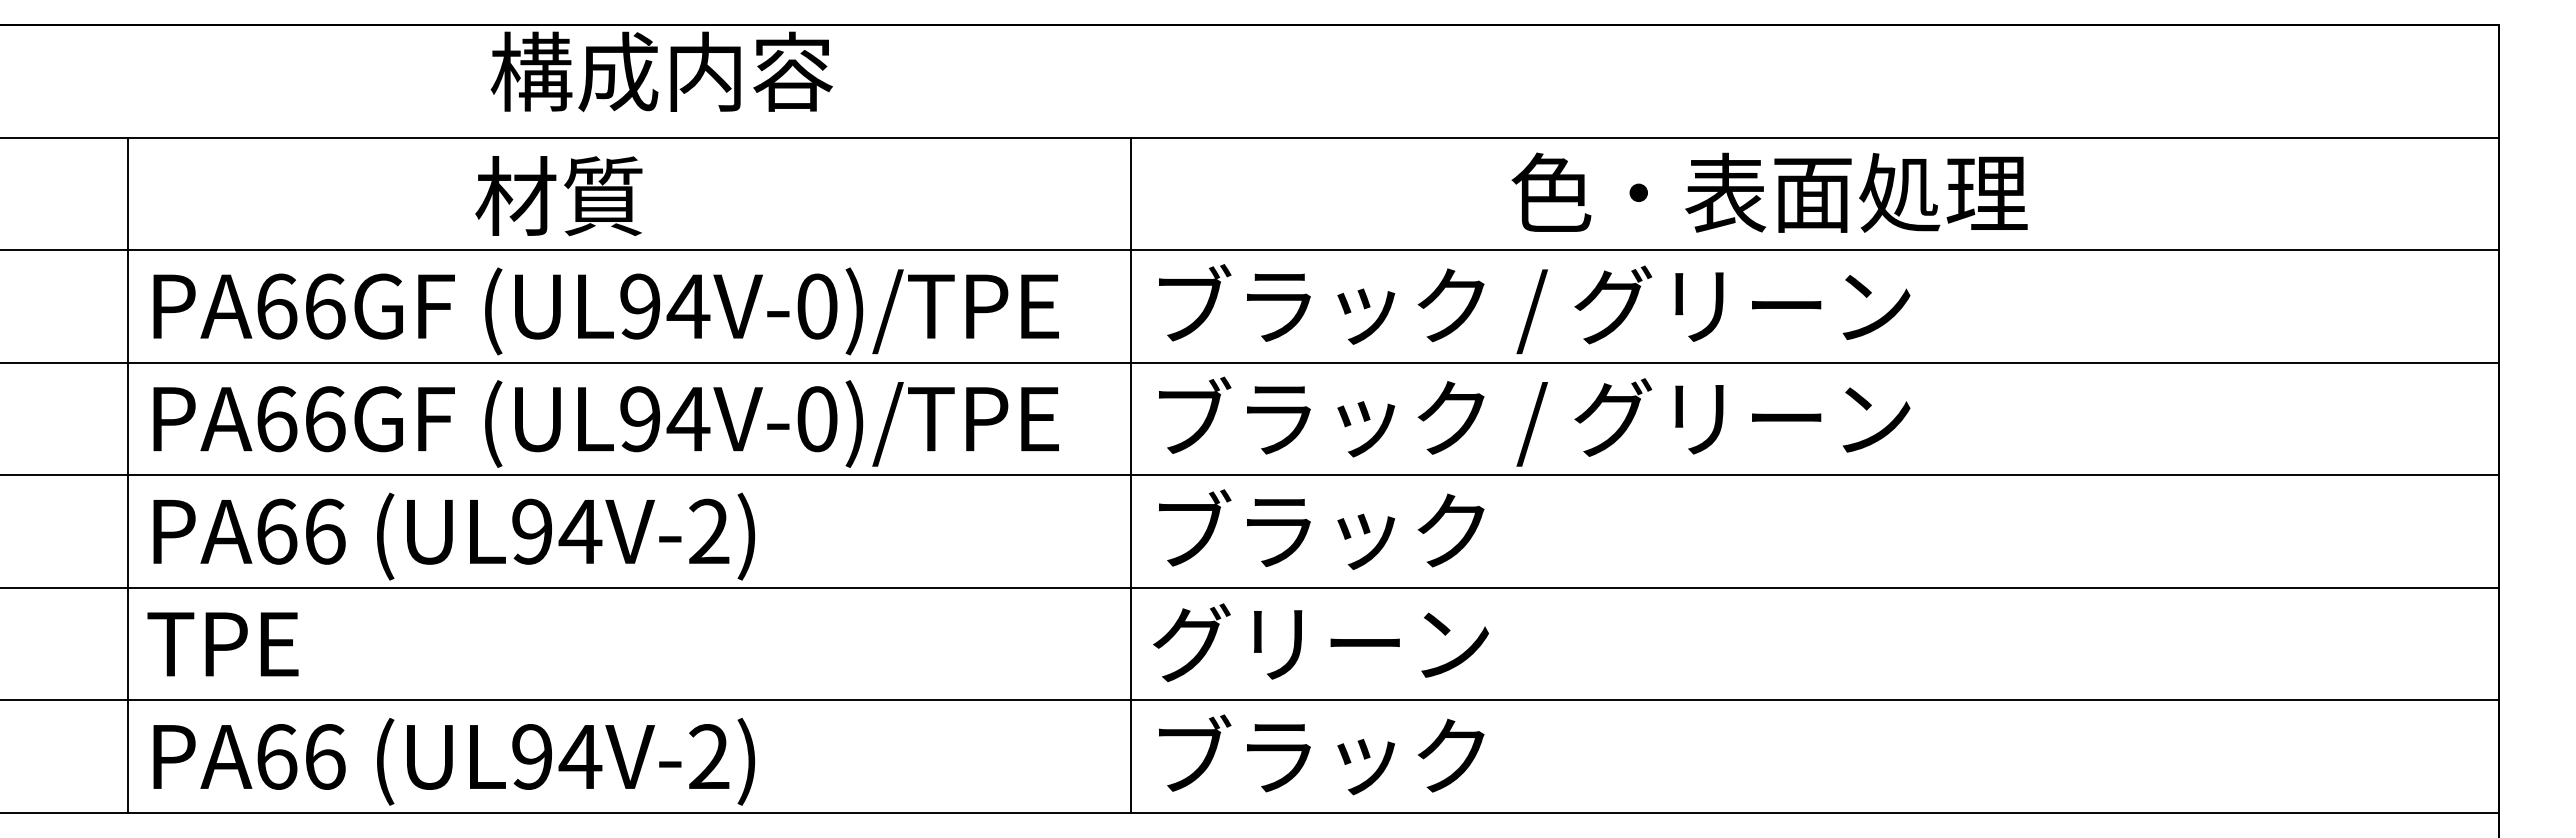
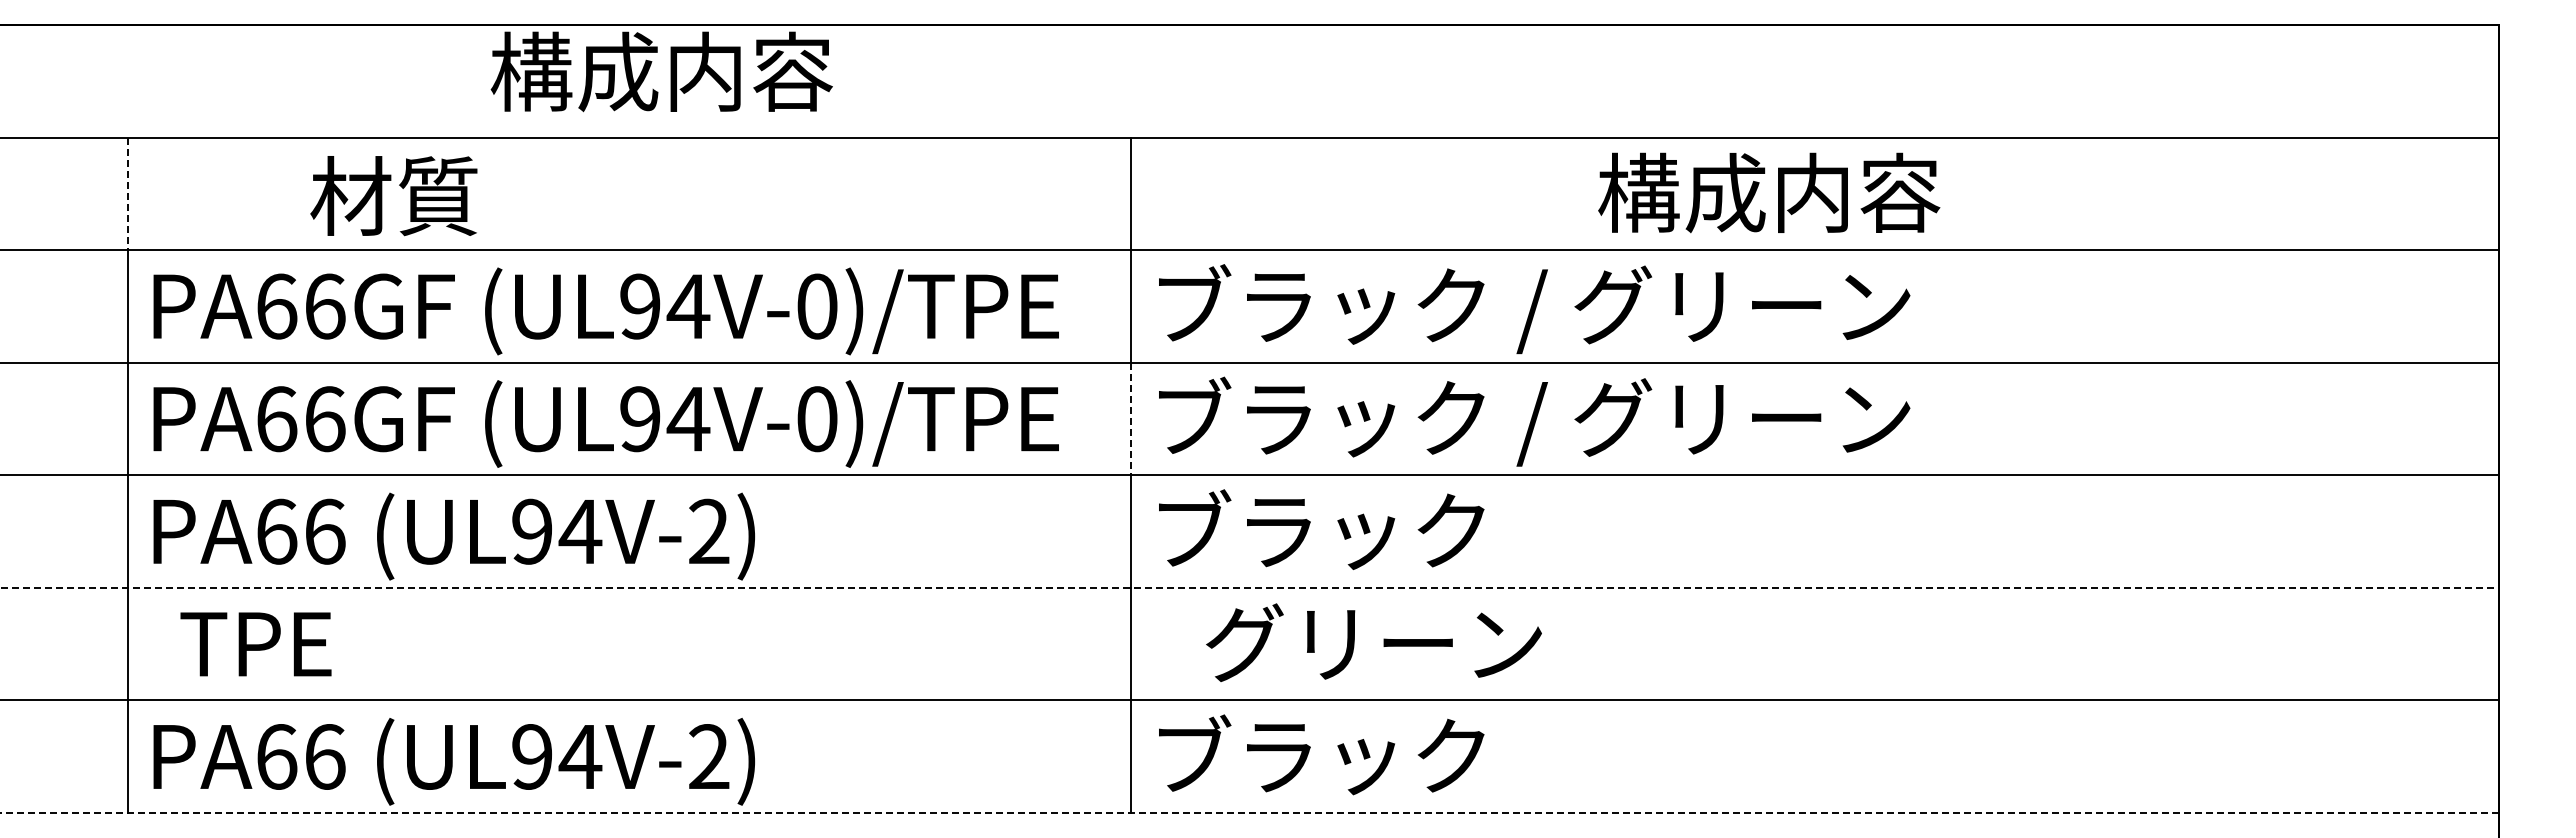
text: 色・表面処理 -> 構成内容 (1769, 192)
line: solid -> dashed (128, 194)
text position: (558, 196) -> (393, 196) (393, 196)
line: solid -> dashed (1131, 419)
line: solid -> dashed (1249, 587)
text position: (1320, 642) -> (1373, 642) (1373, 642)
text position: (222, 644) -> (255, 644) (255, 644)
line: solid -> dashed (1249, 813)
